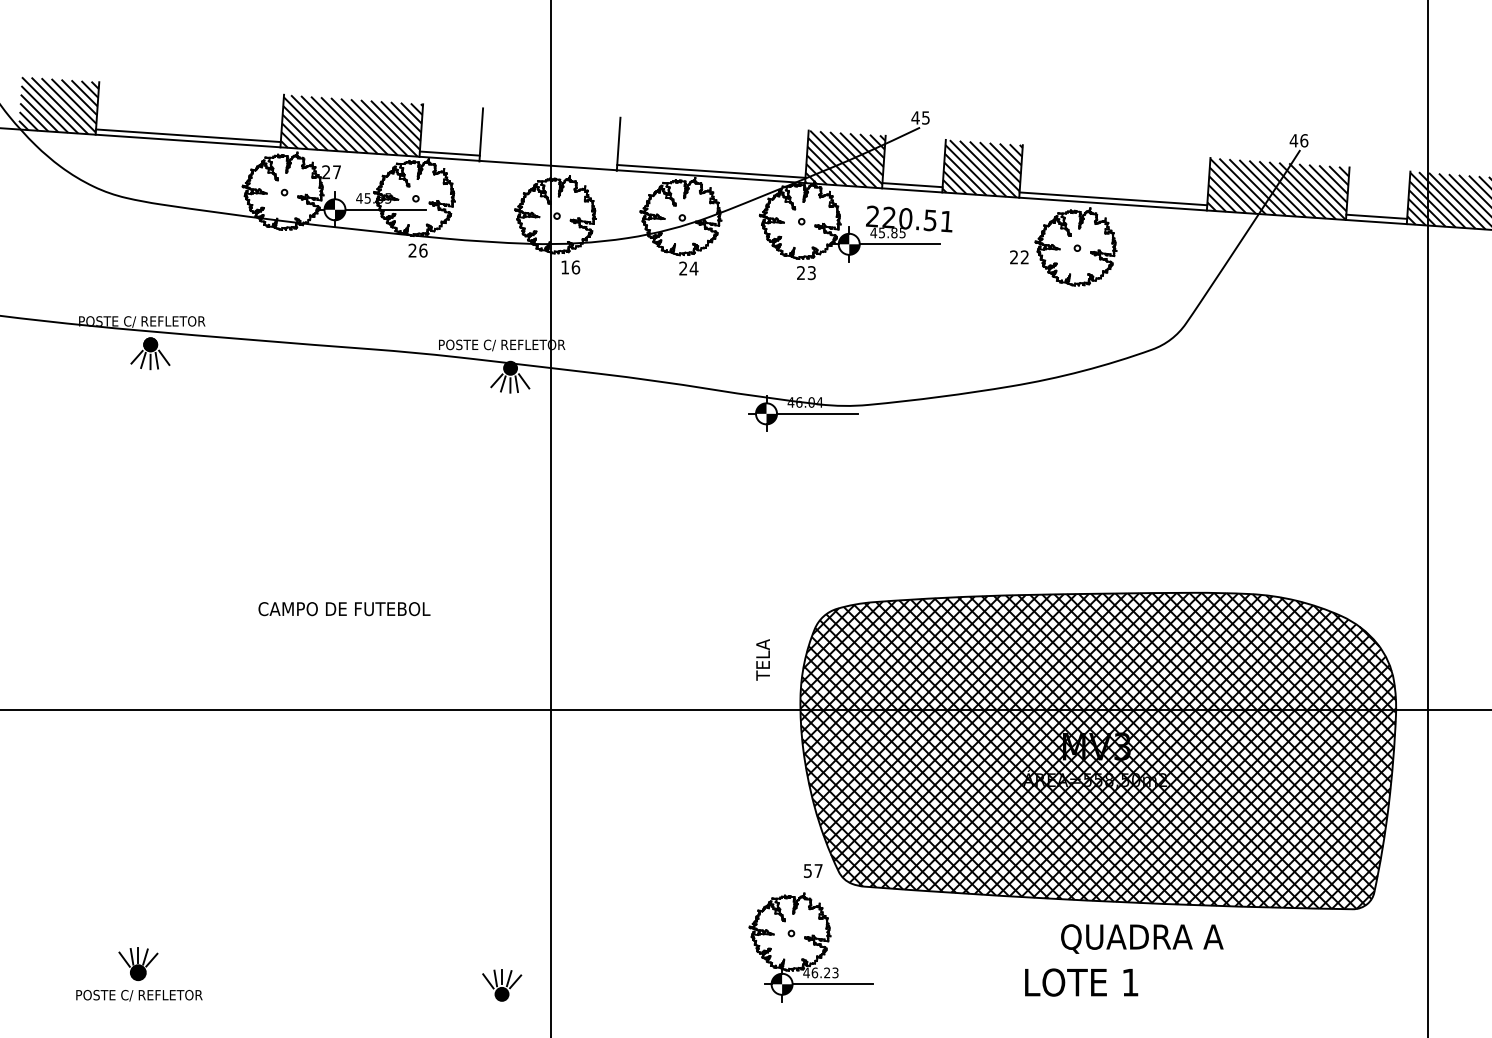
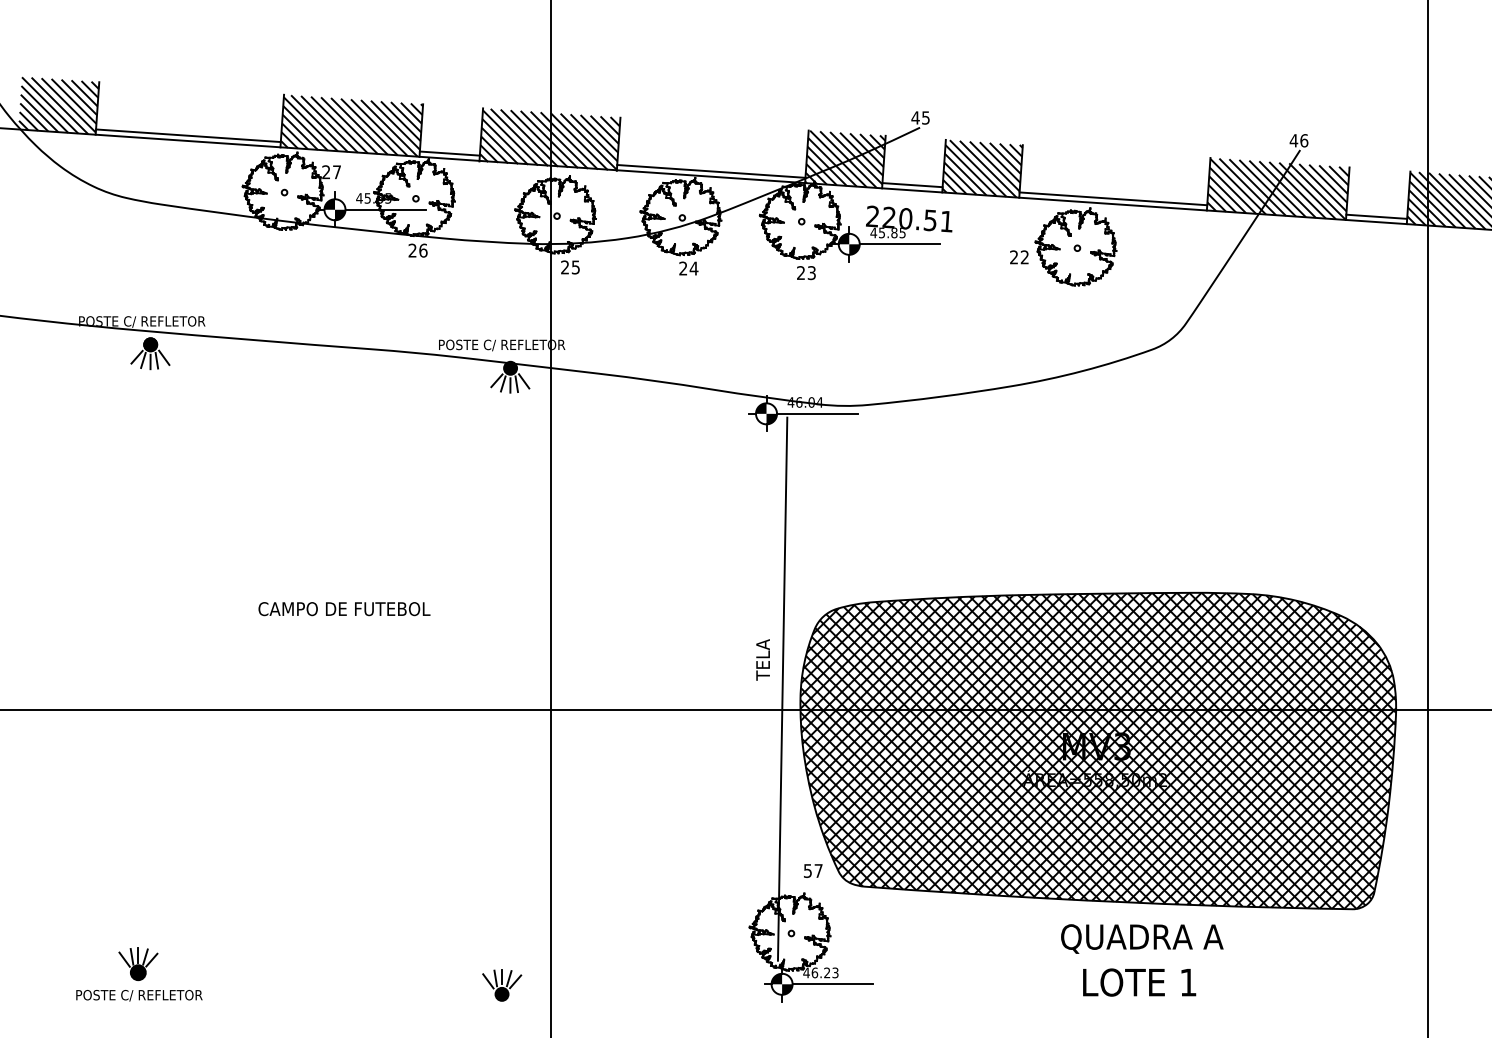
hatch: none -> present (549, 139)
text: 16 -> 25 (570, 267)
line: none -> present (782, 688)
text position: (1081, 982) -> (1139, 982) (1139, 982)
